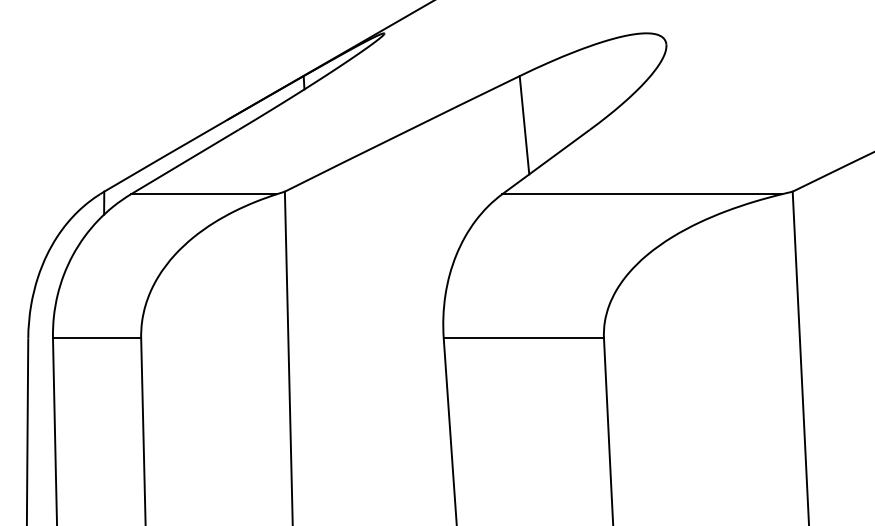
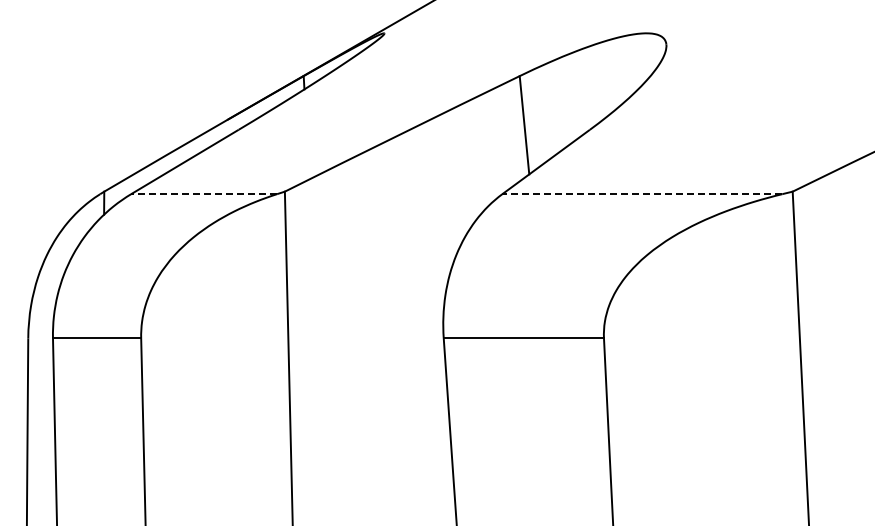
line: solid -> dashed (204, 194)
line: solid -> dashed (642, 194)
